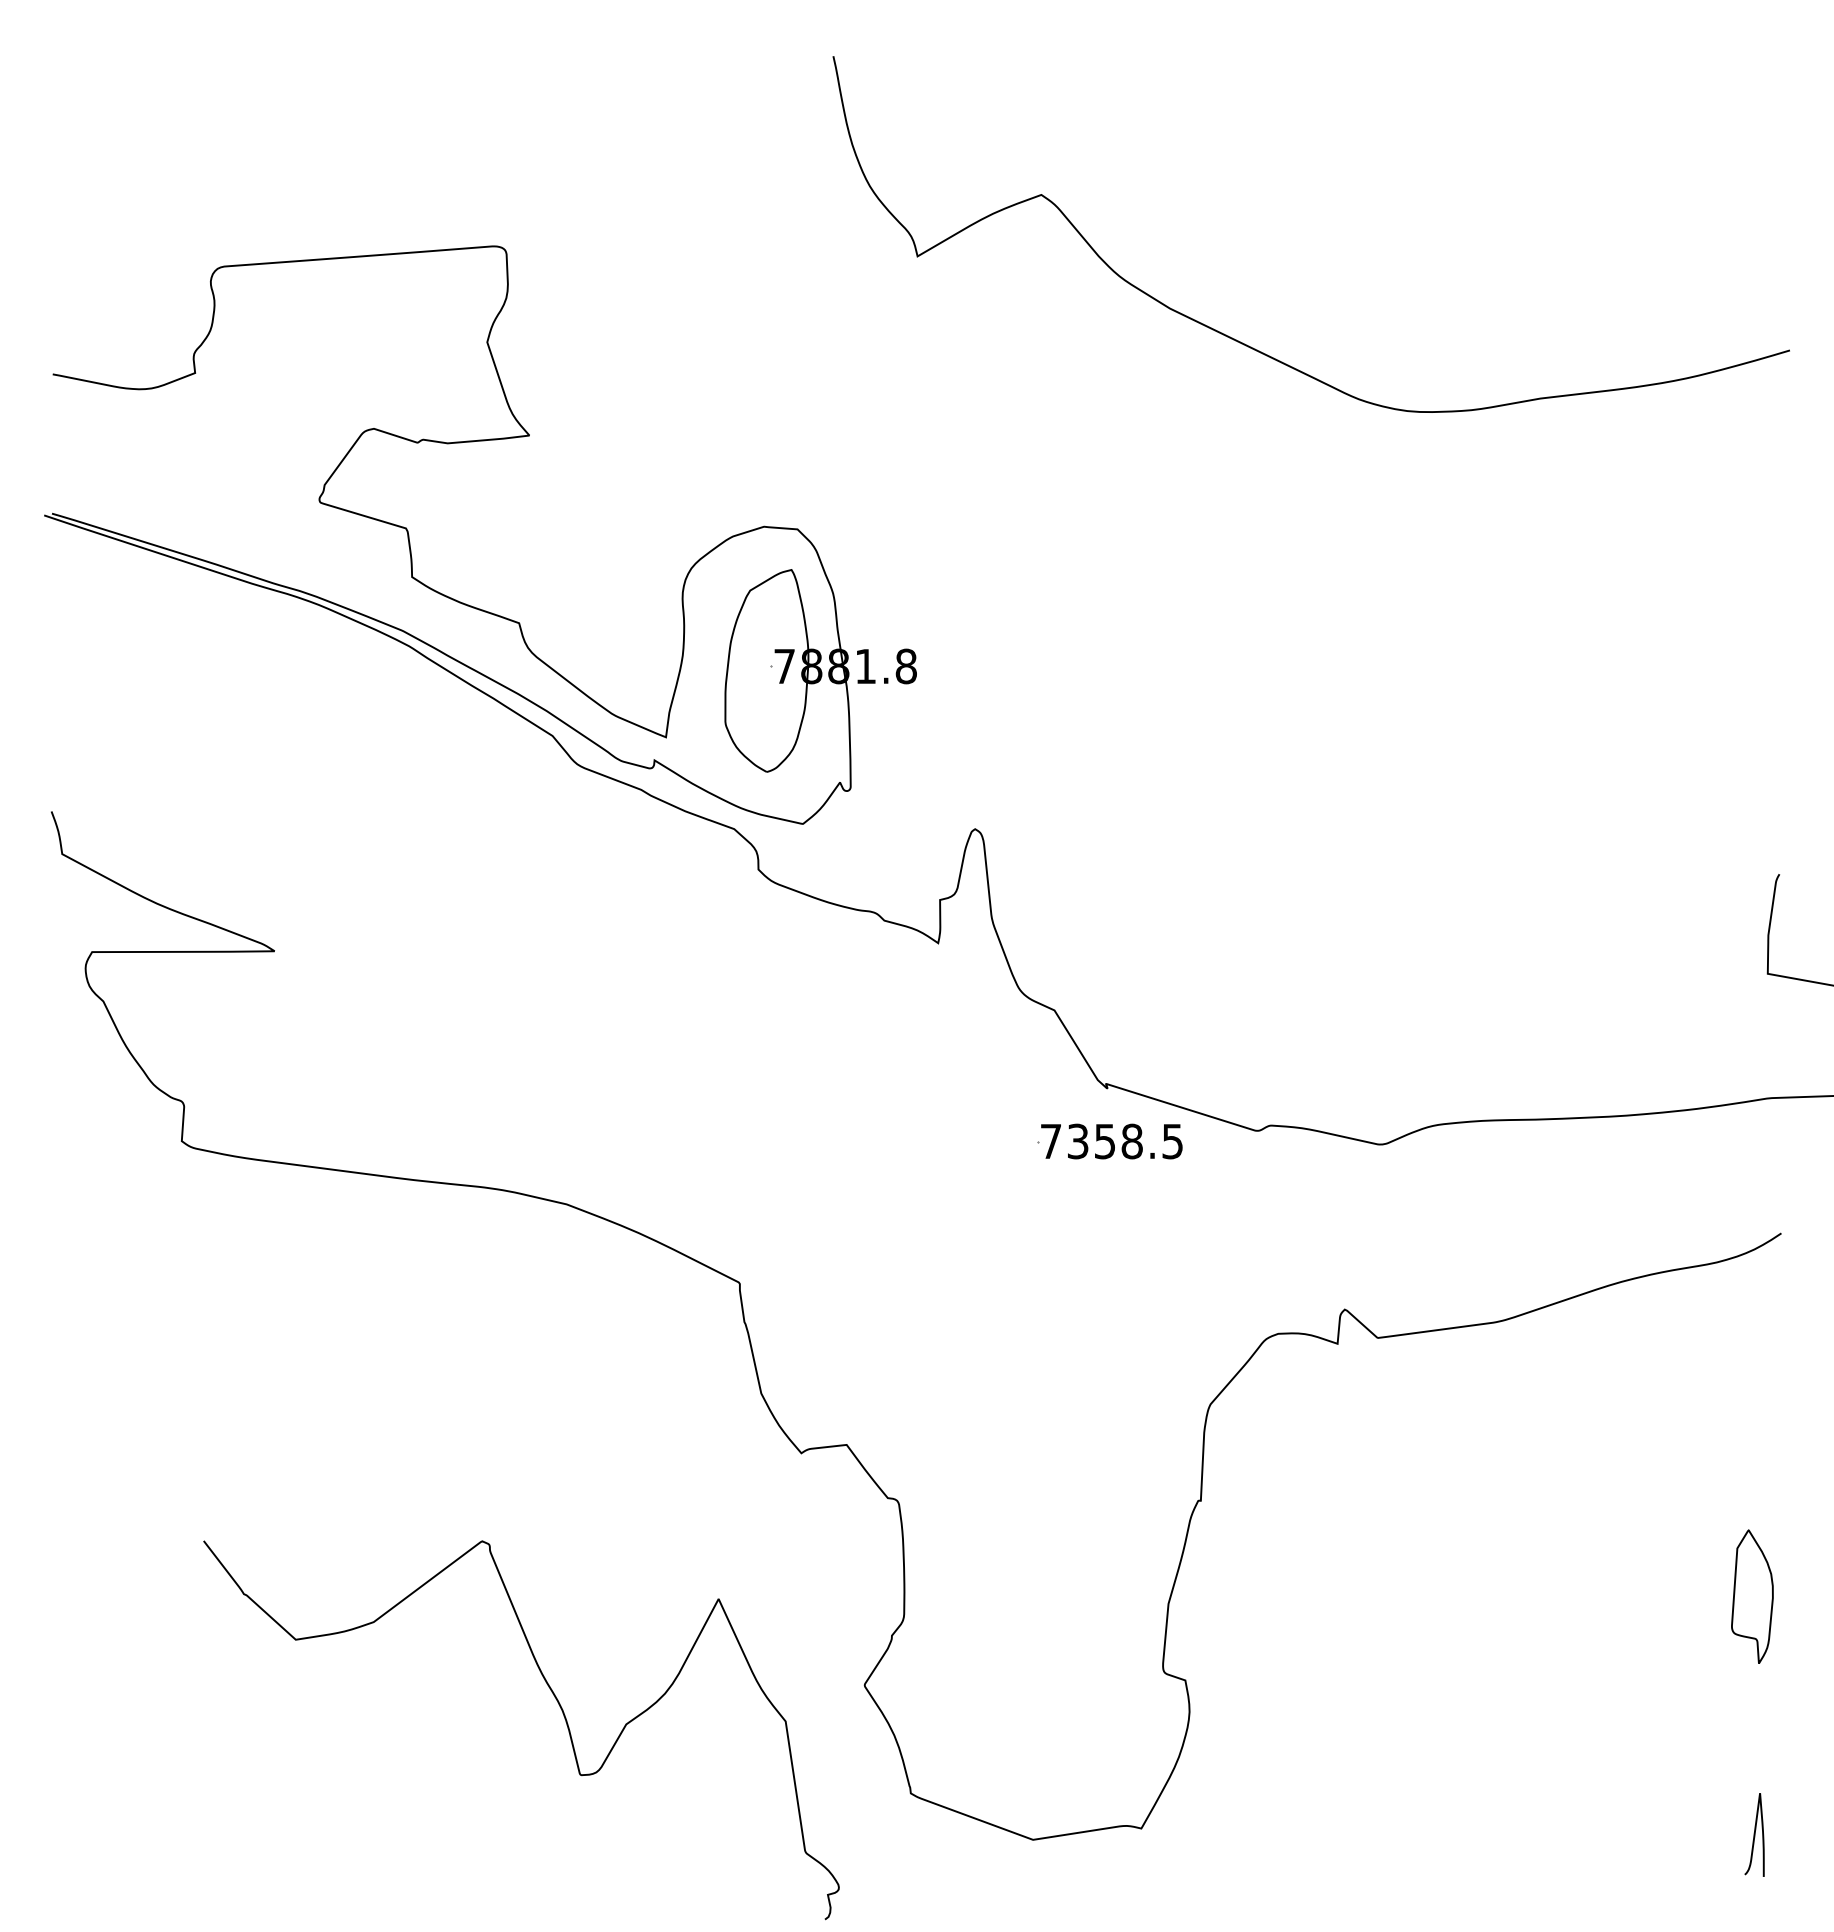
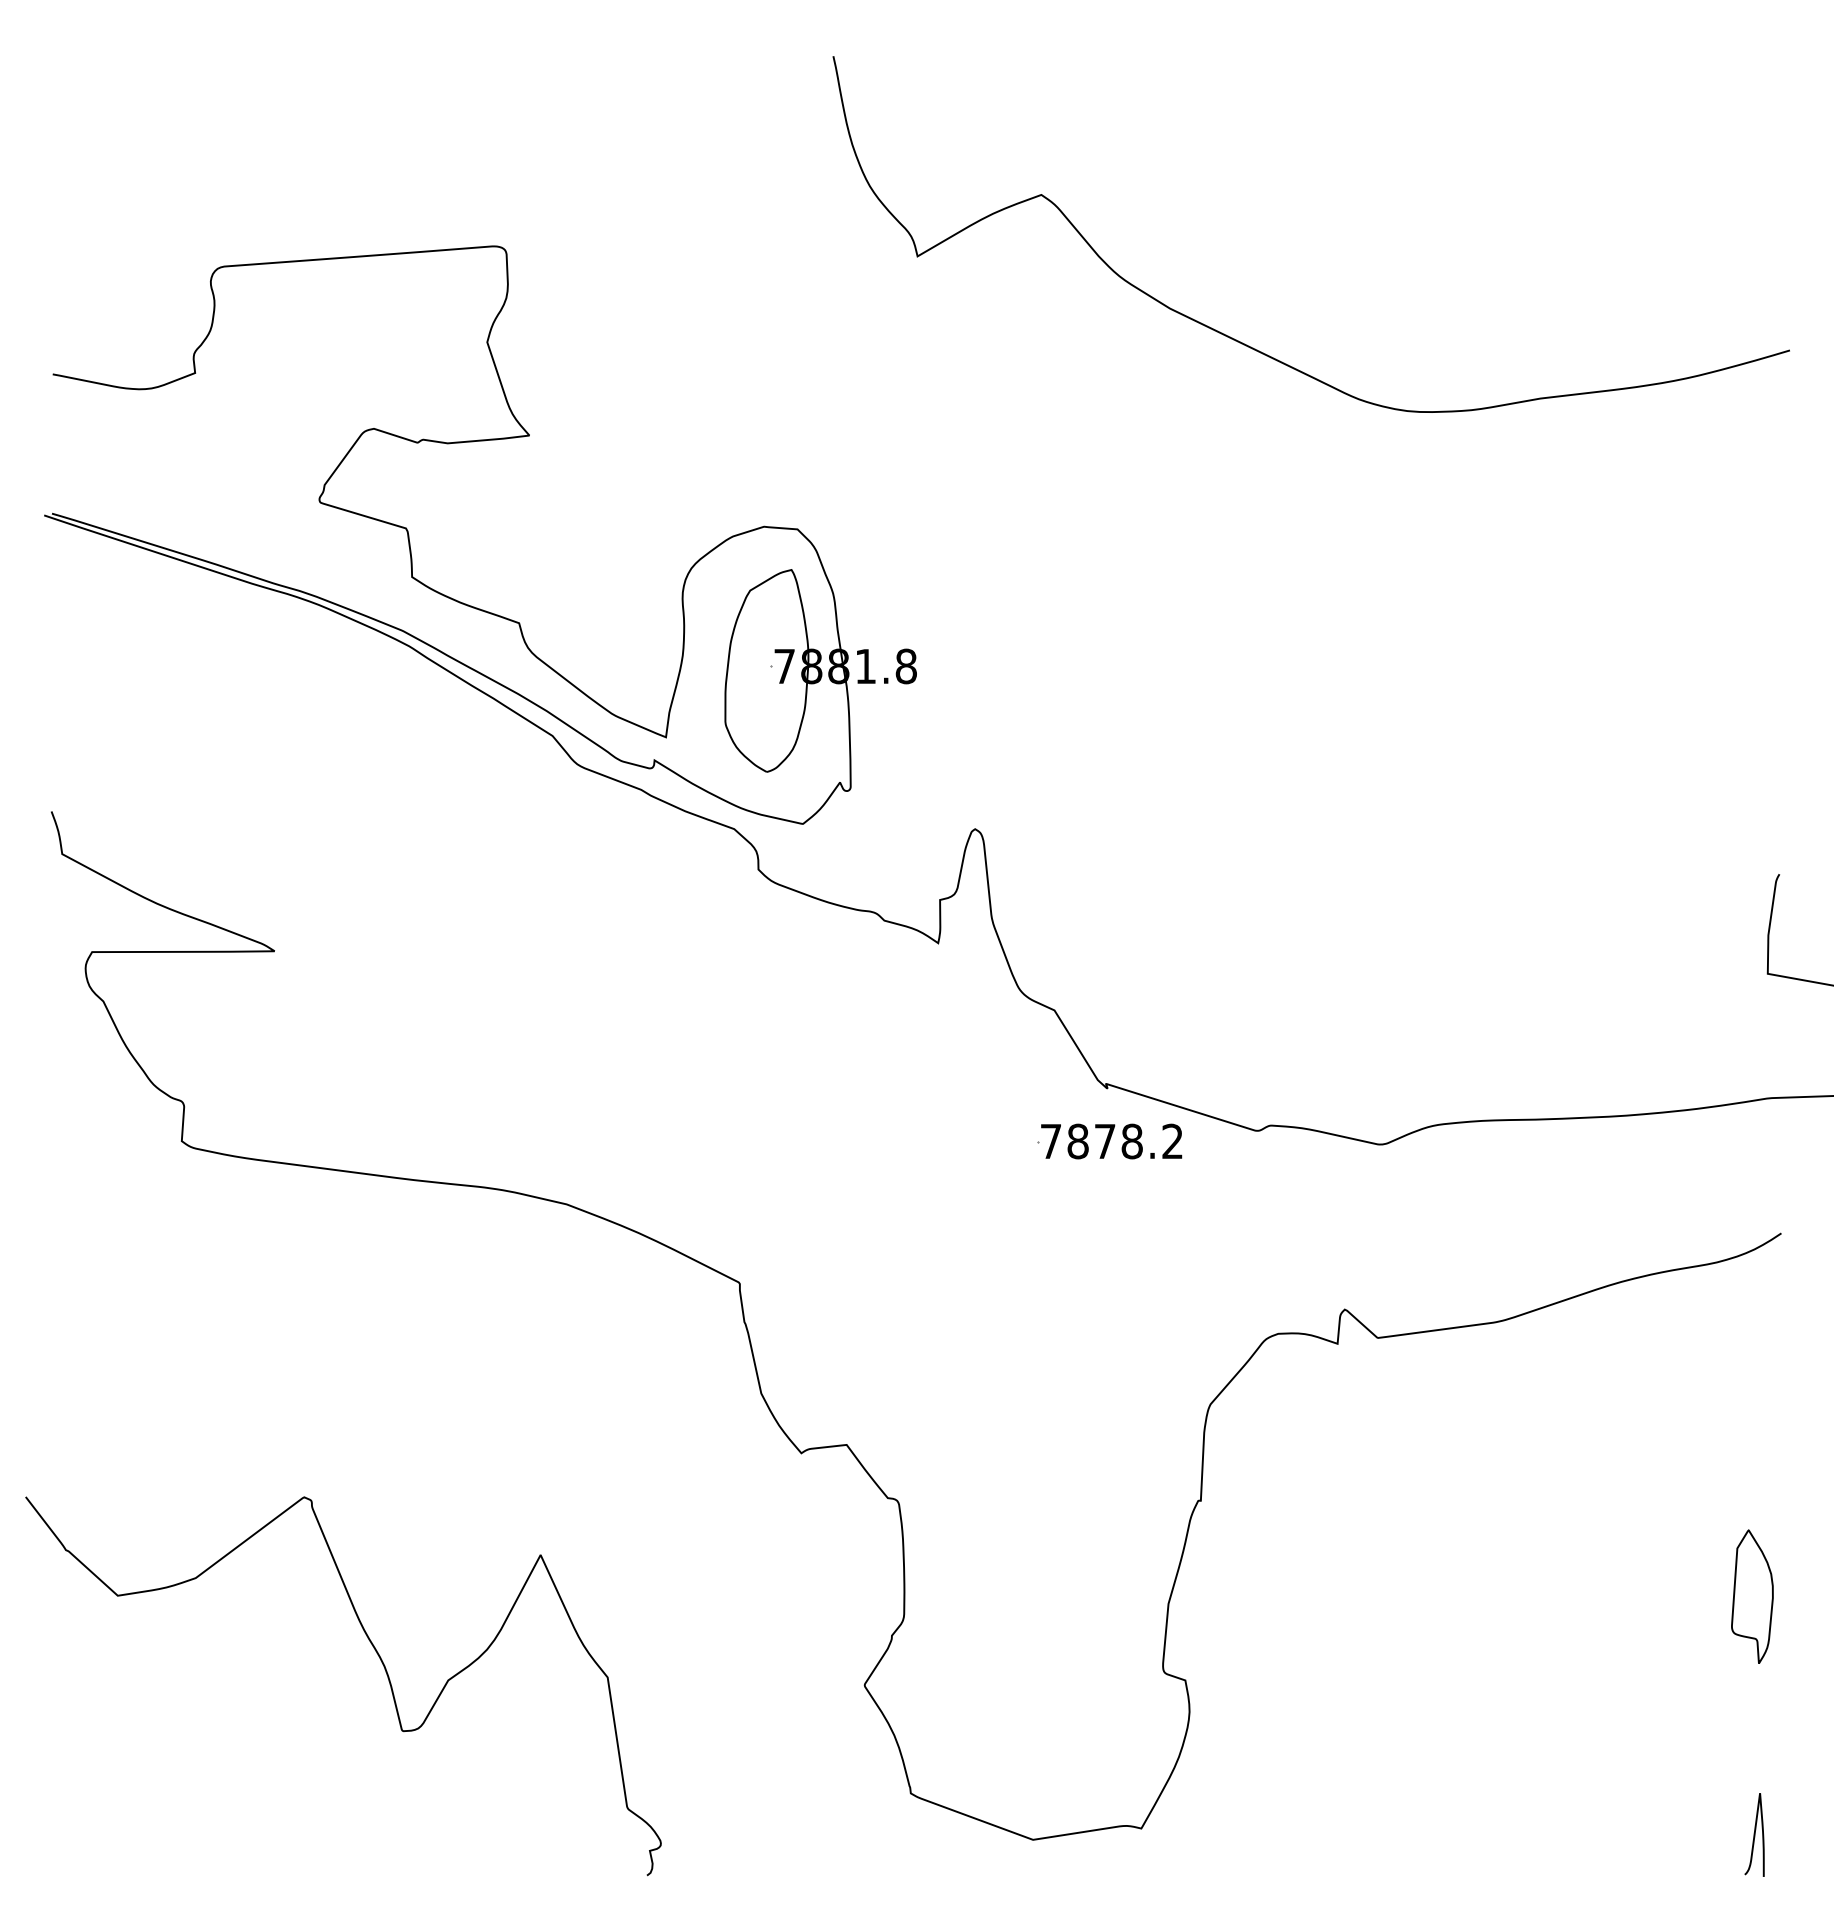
text: 7358.5 -> 7878.2 (1124, 1141)
curve position: (563, 1716) -> (385, 1672) (385, 1672)
